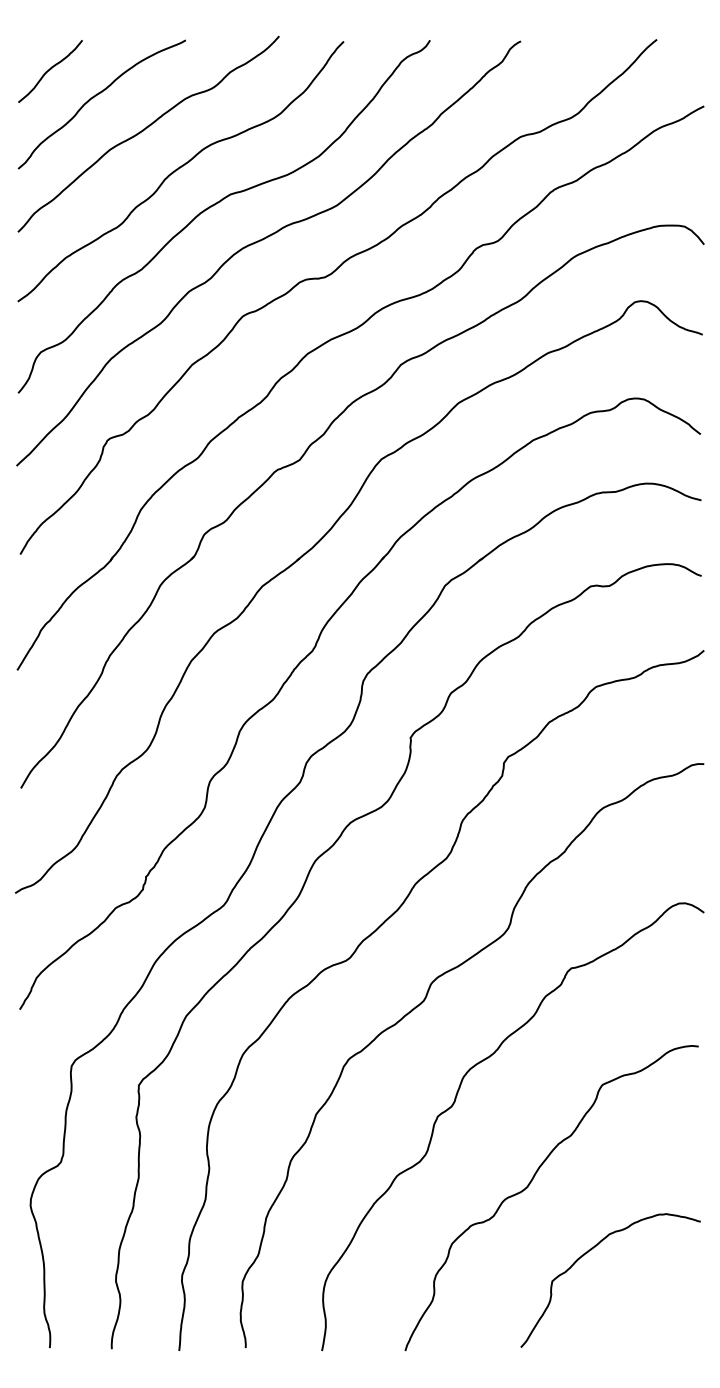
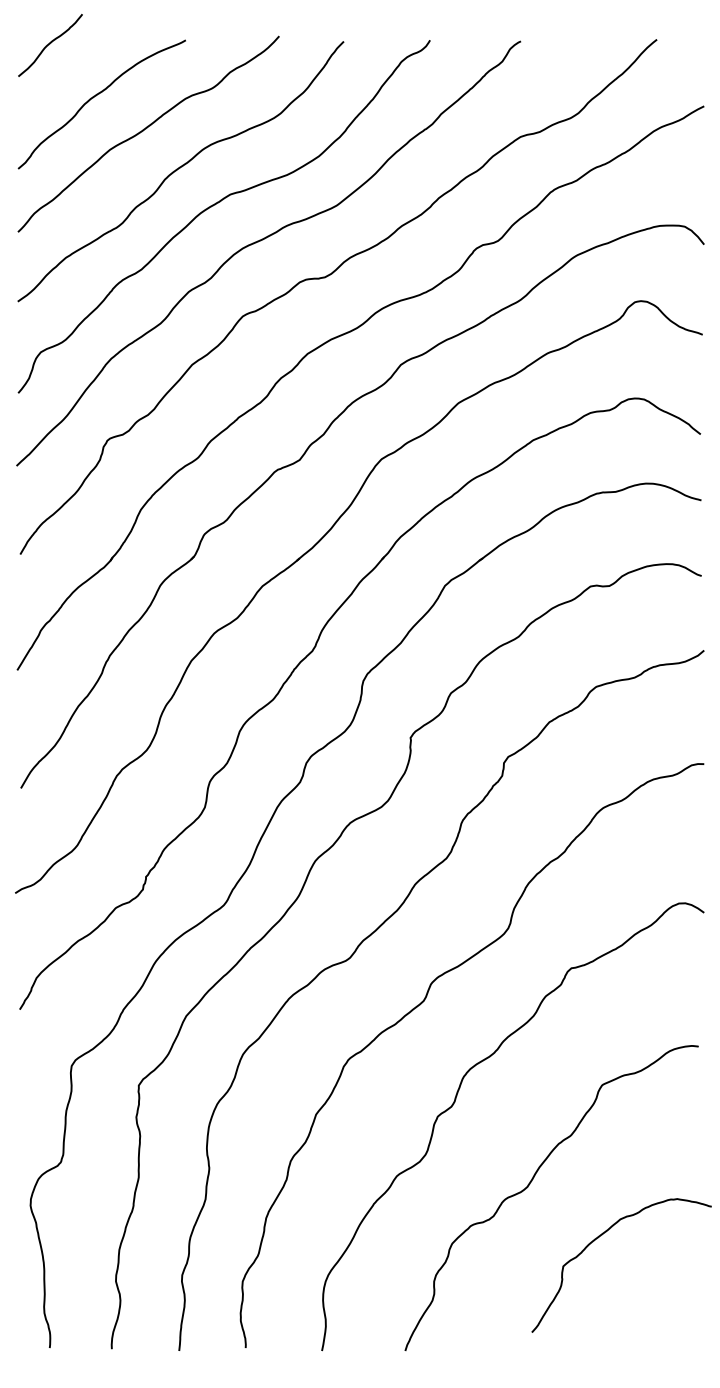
curve position: (50, 70) -> (50, 44) (50, 44)
curve position: (587, 1253) -> (598, 1238) (598, 1238)
